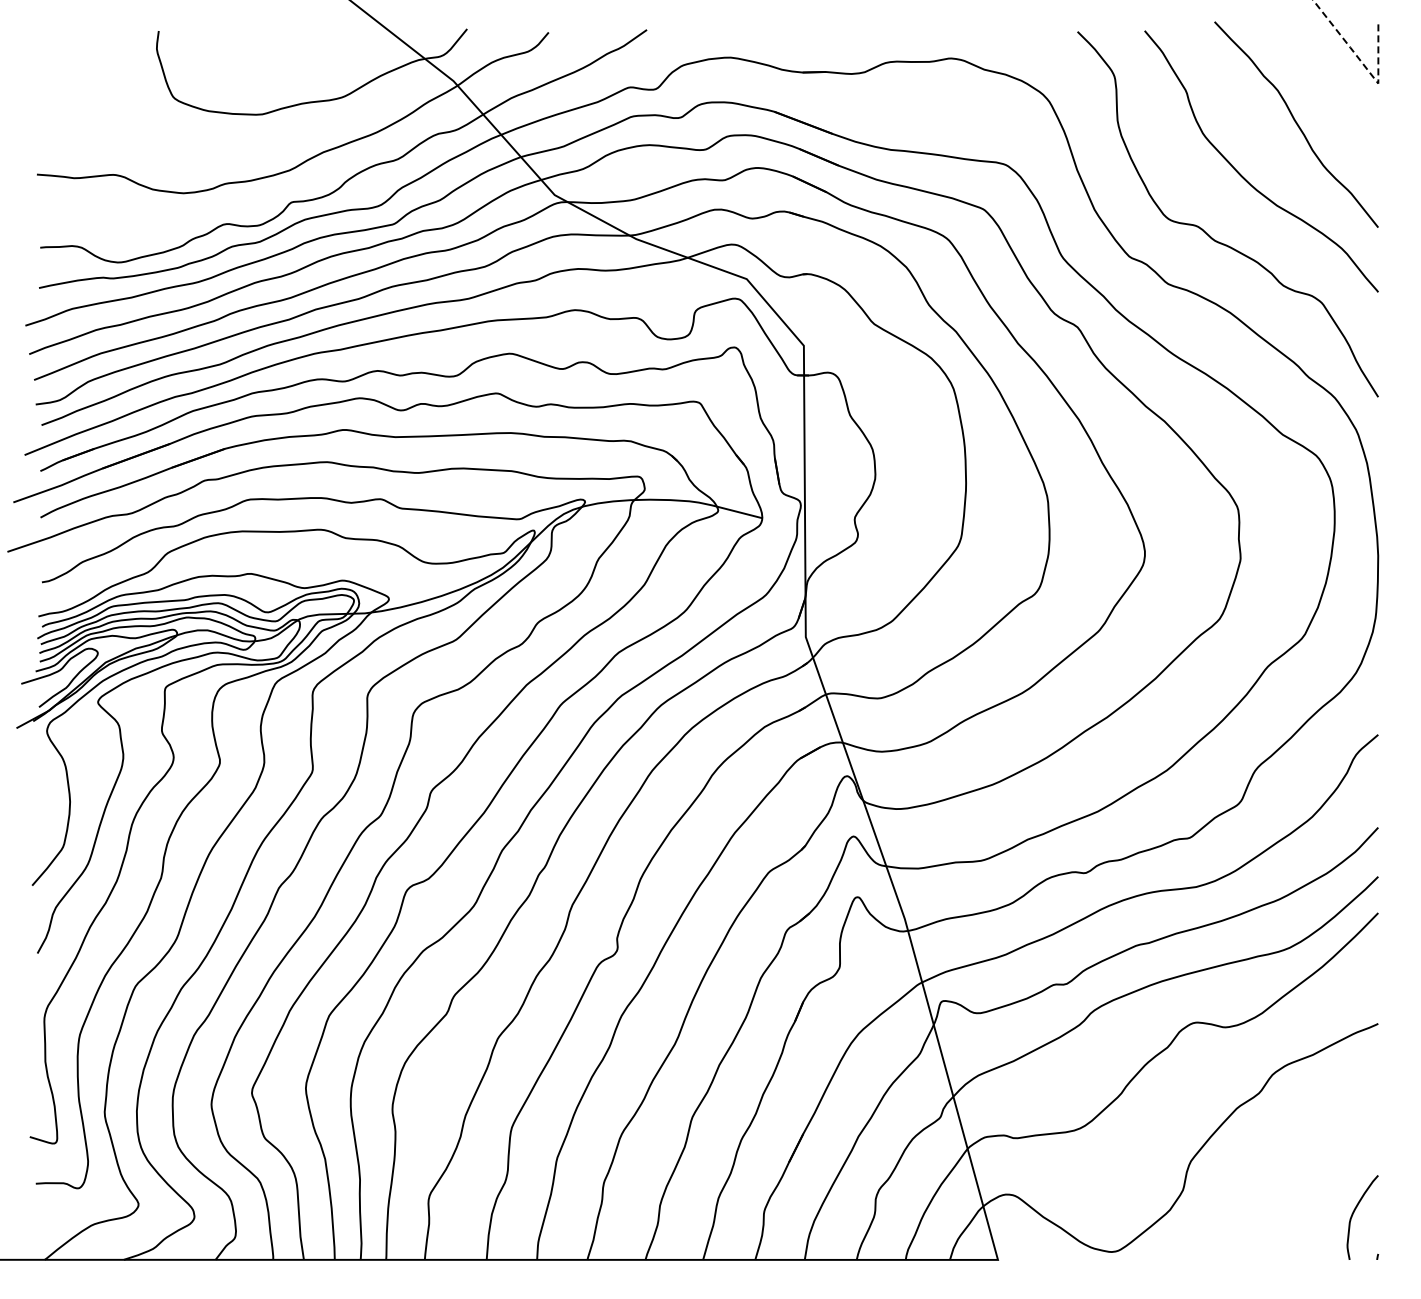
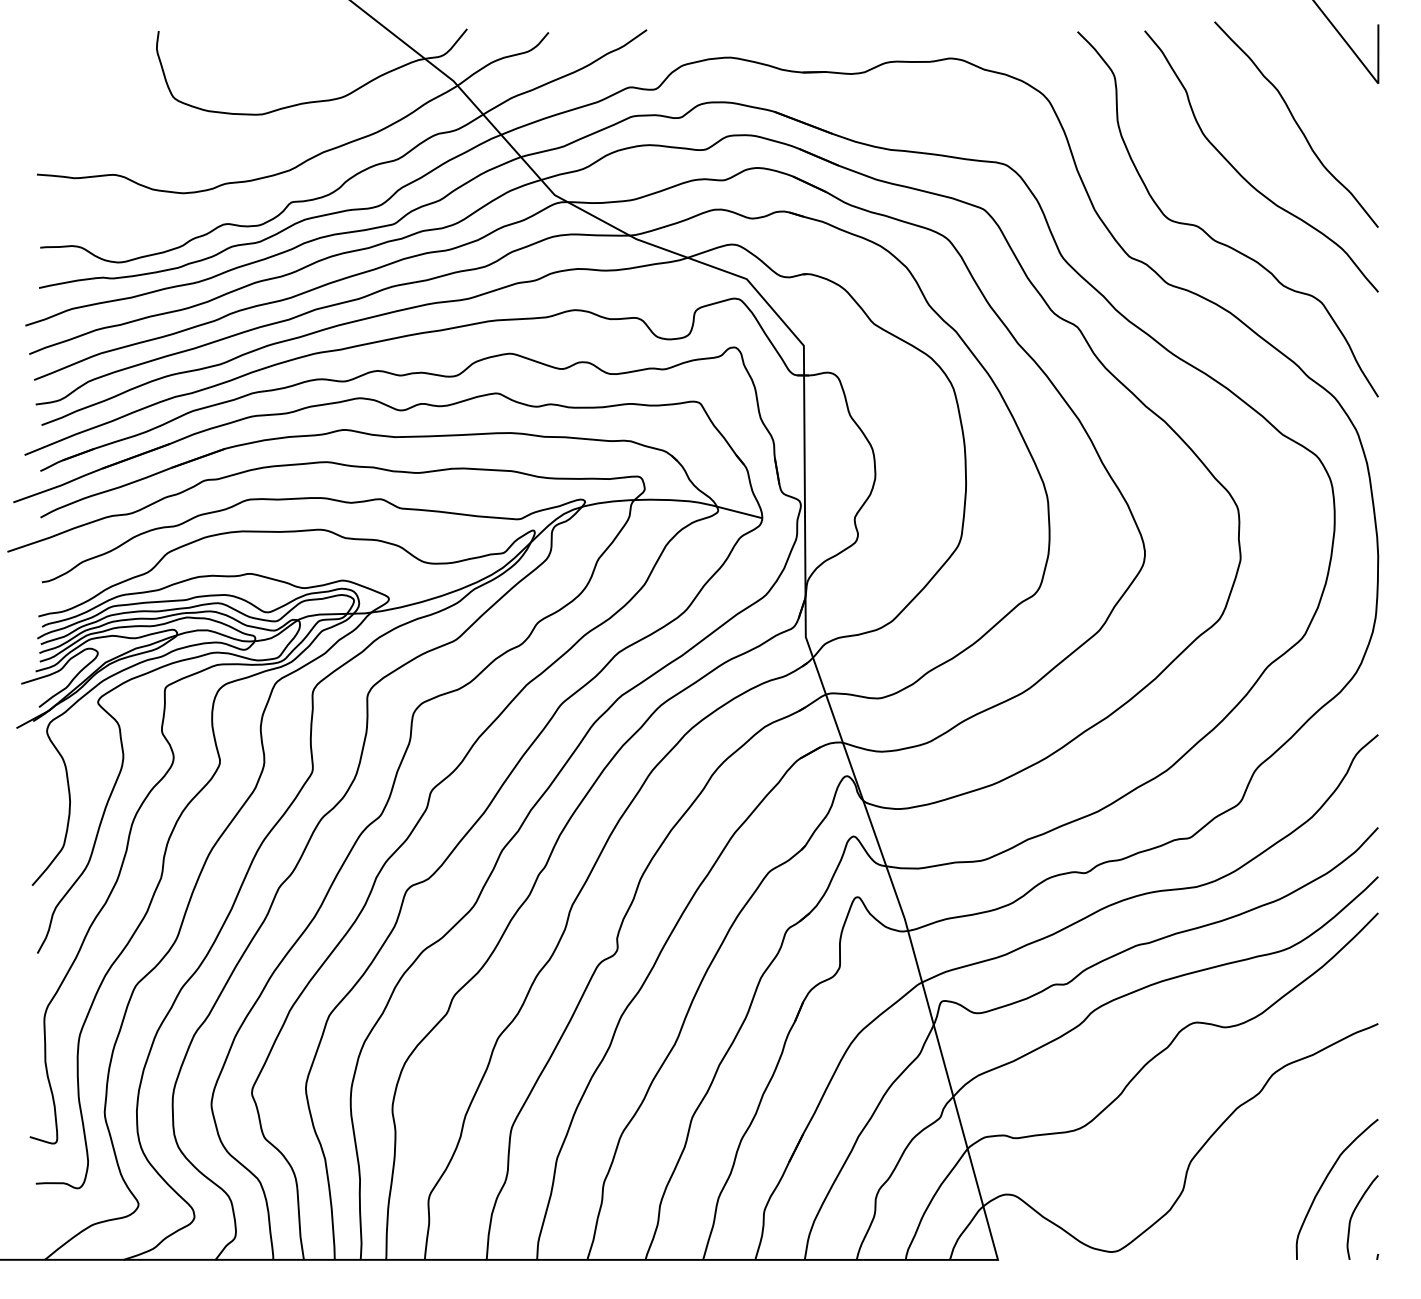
line: dashed -> solid (1364, 65)
curve: none -> present (1324, 1183)
